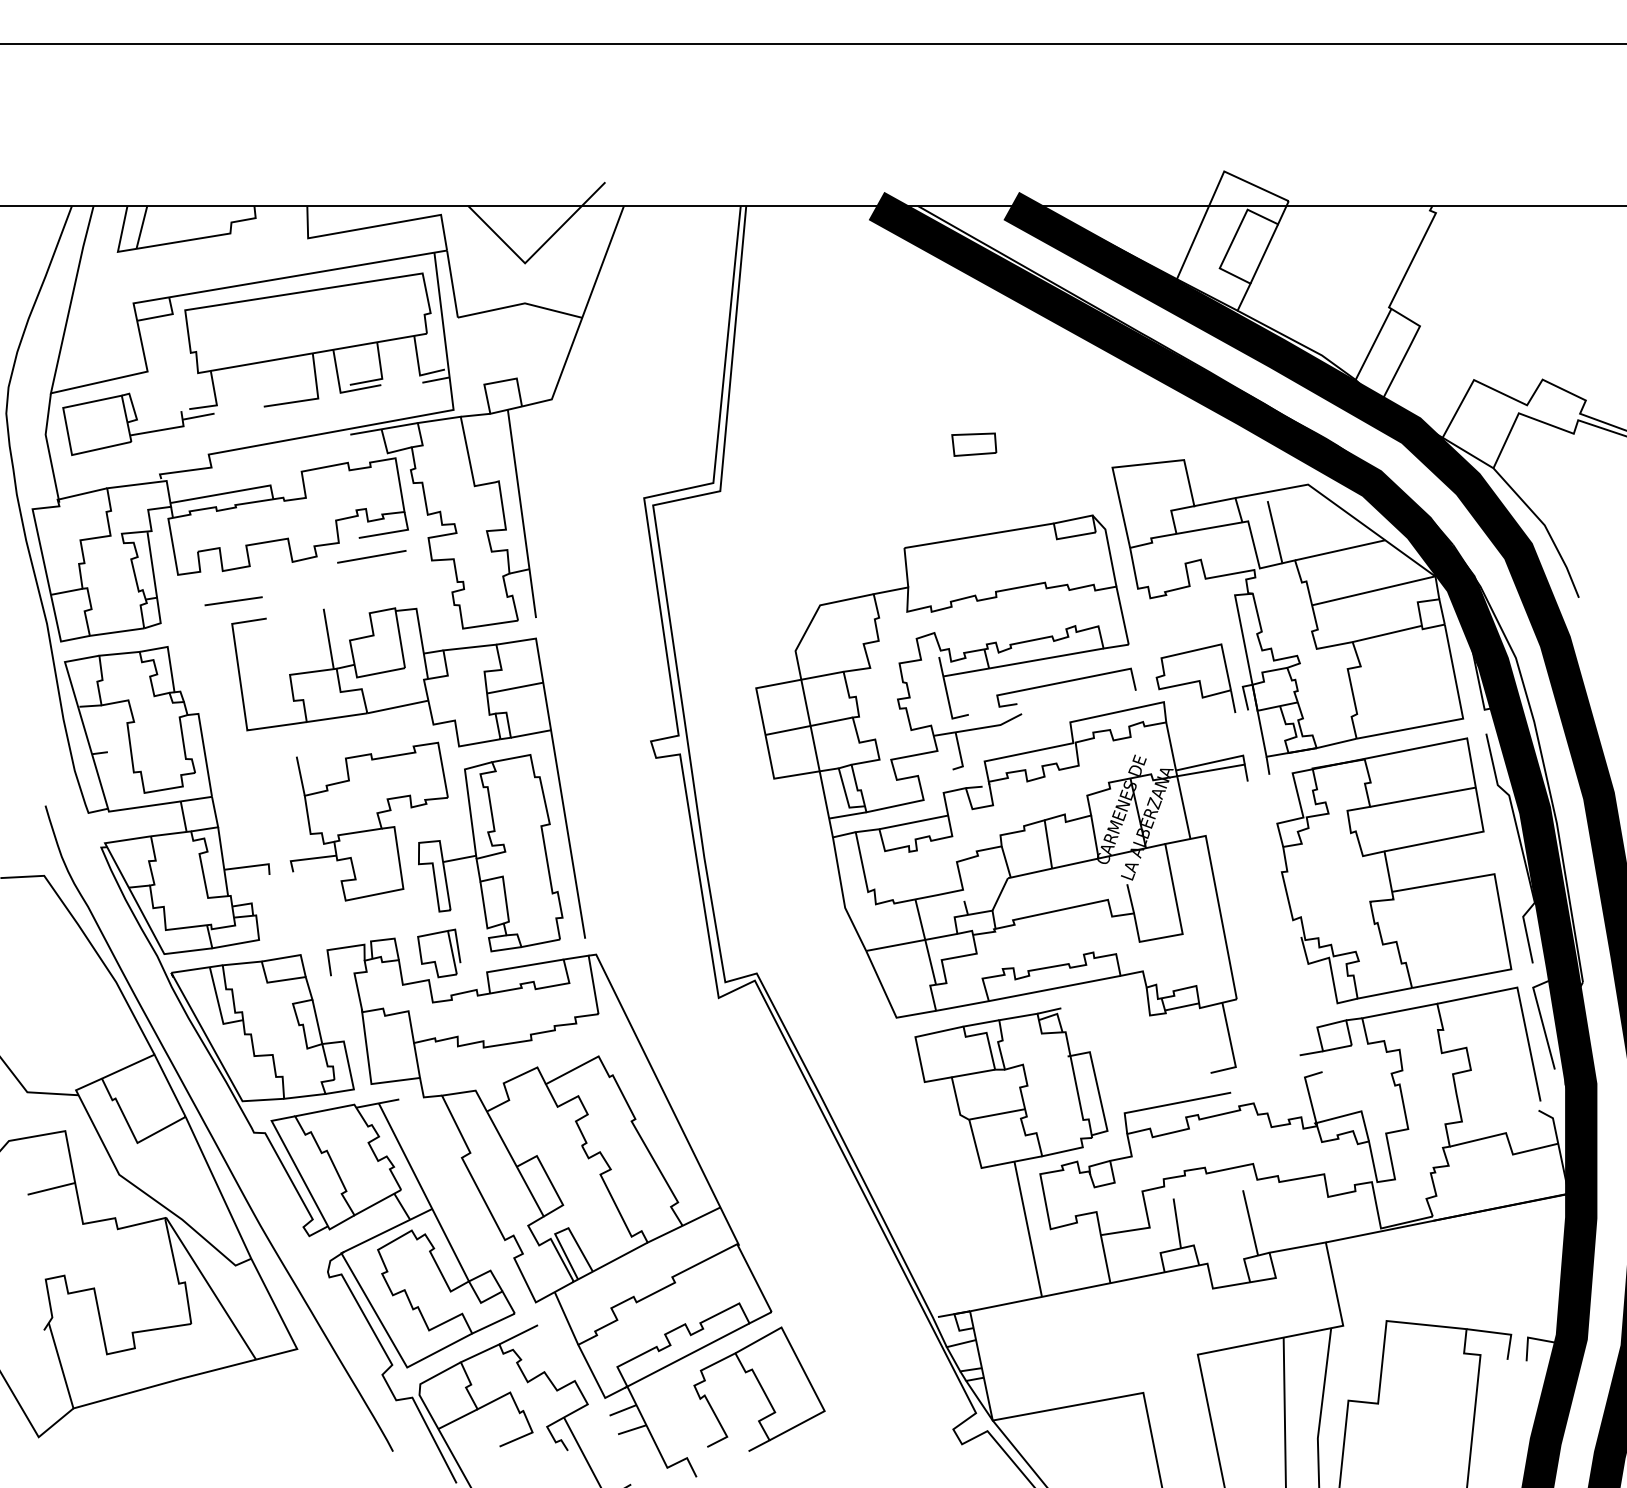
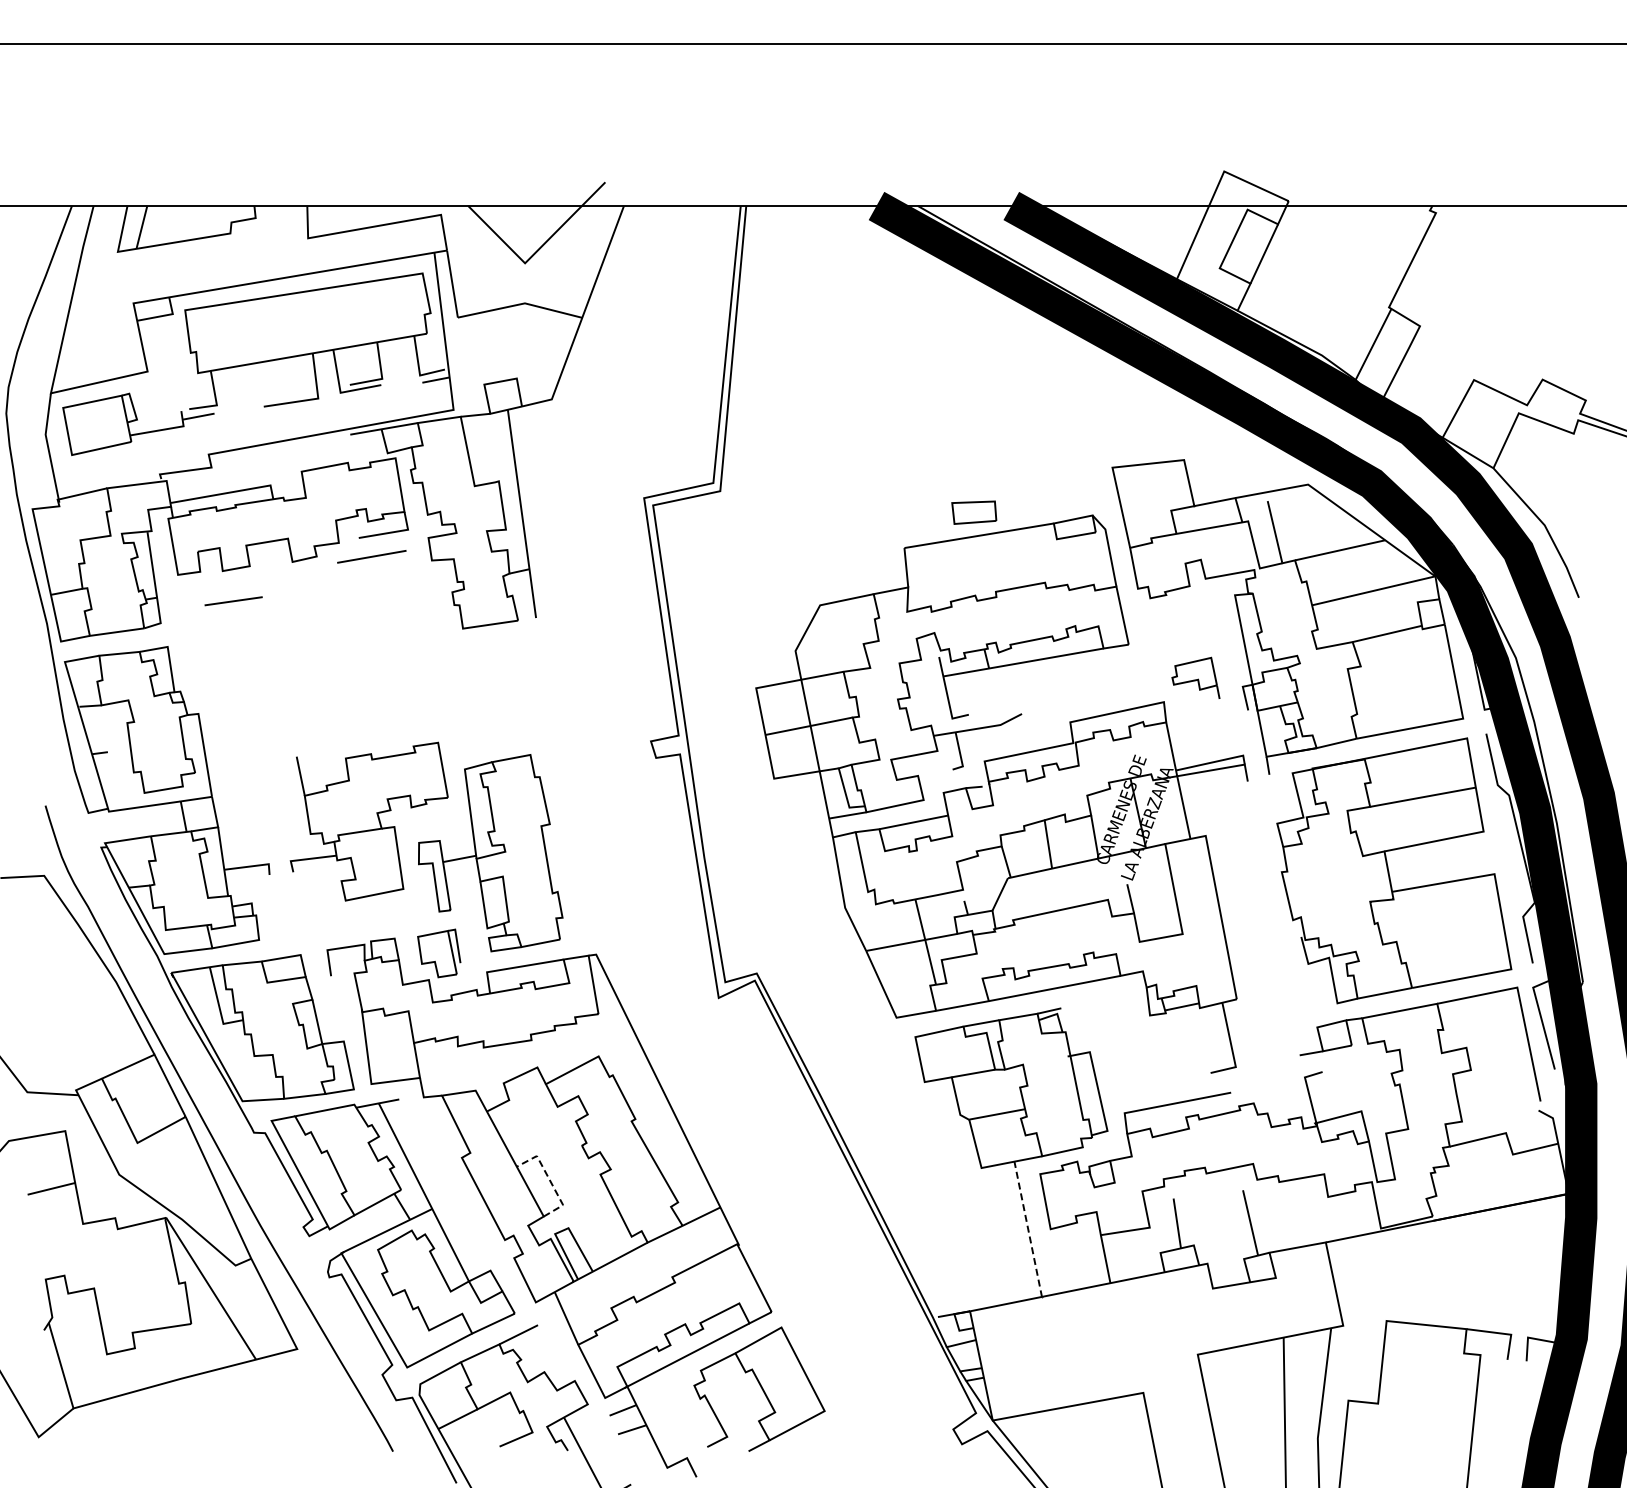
part position: (974, 444) -> (974, 512) (974, 512)
part size: 82x70 px -> 50x43 px (1195, 677)
line: present -> none (1066, 682)
part: present -> none (432, 725)
line: solid -> dashed (550, 1180)
line: solid -> dashed (1028, 1228)
